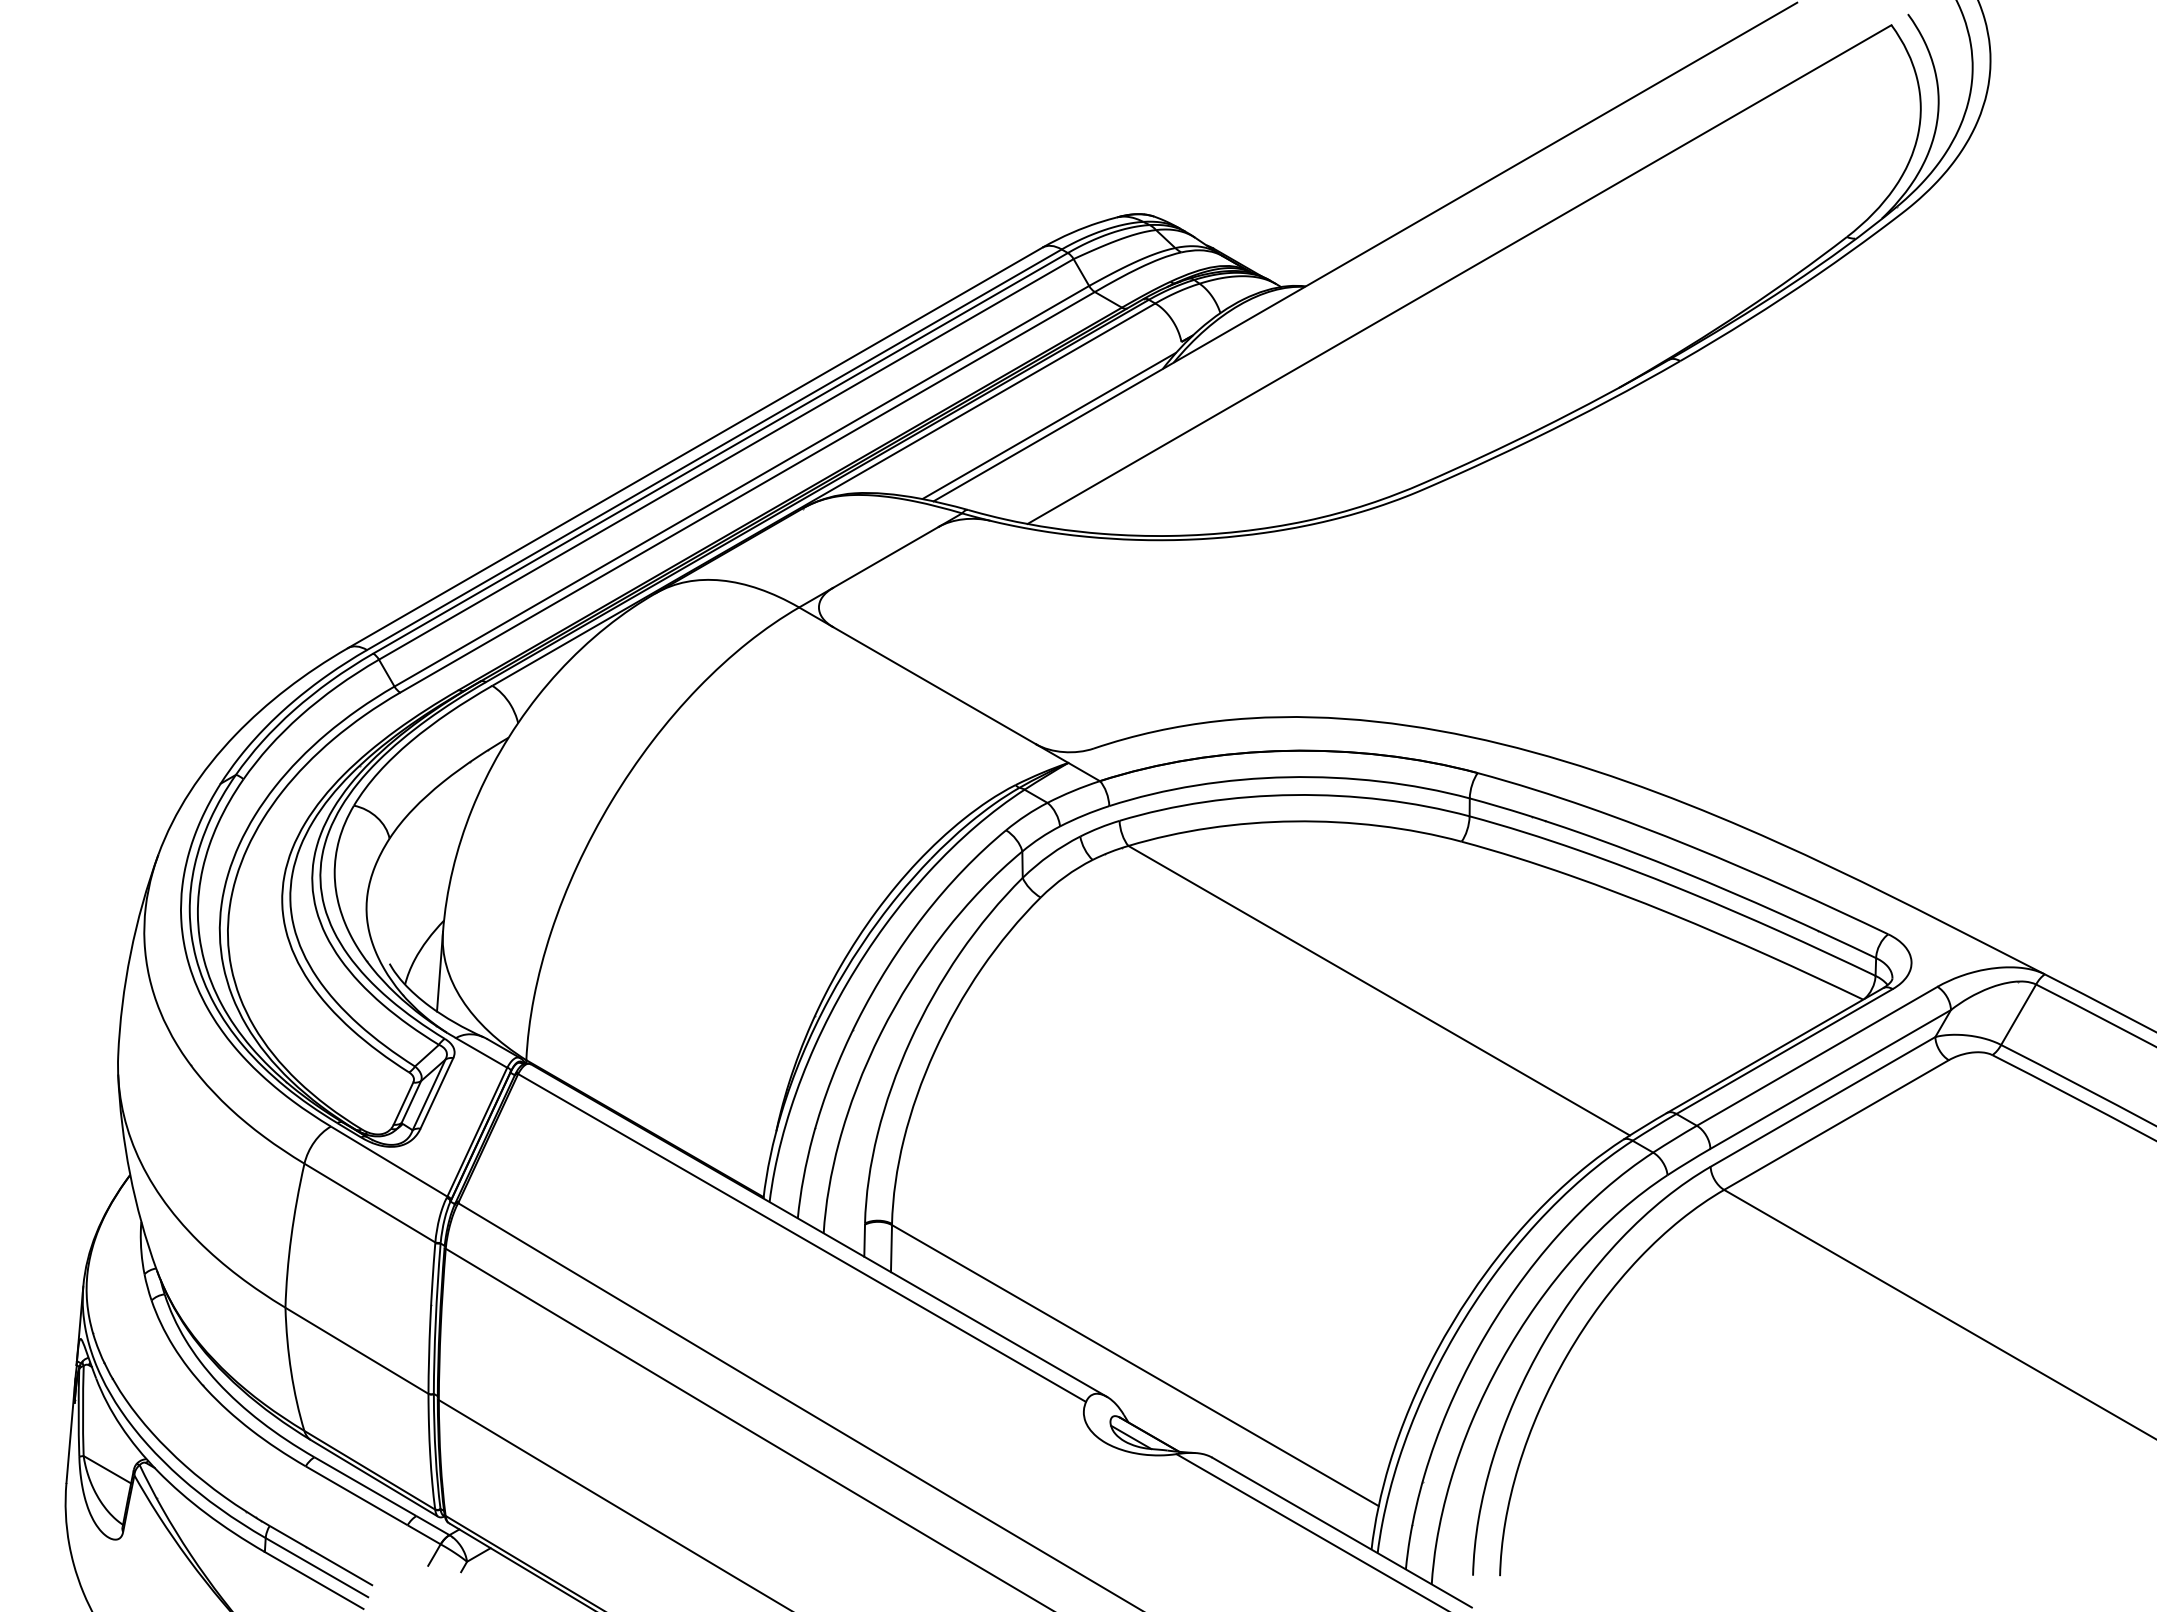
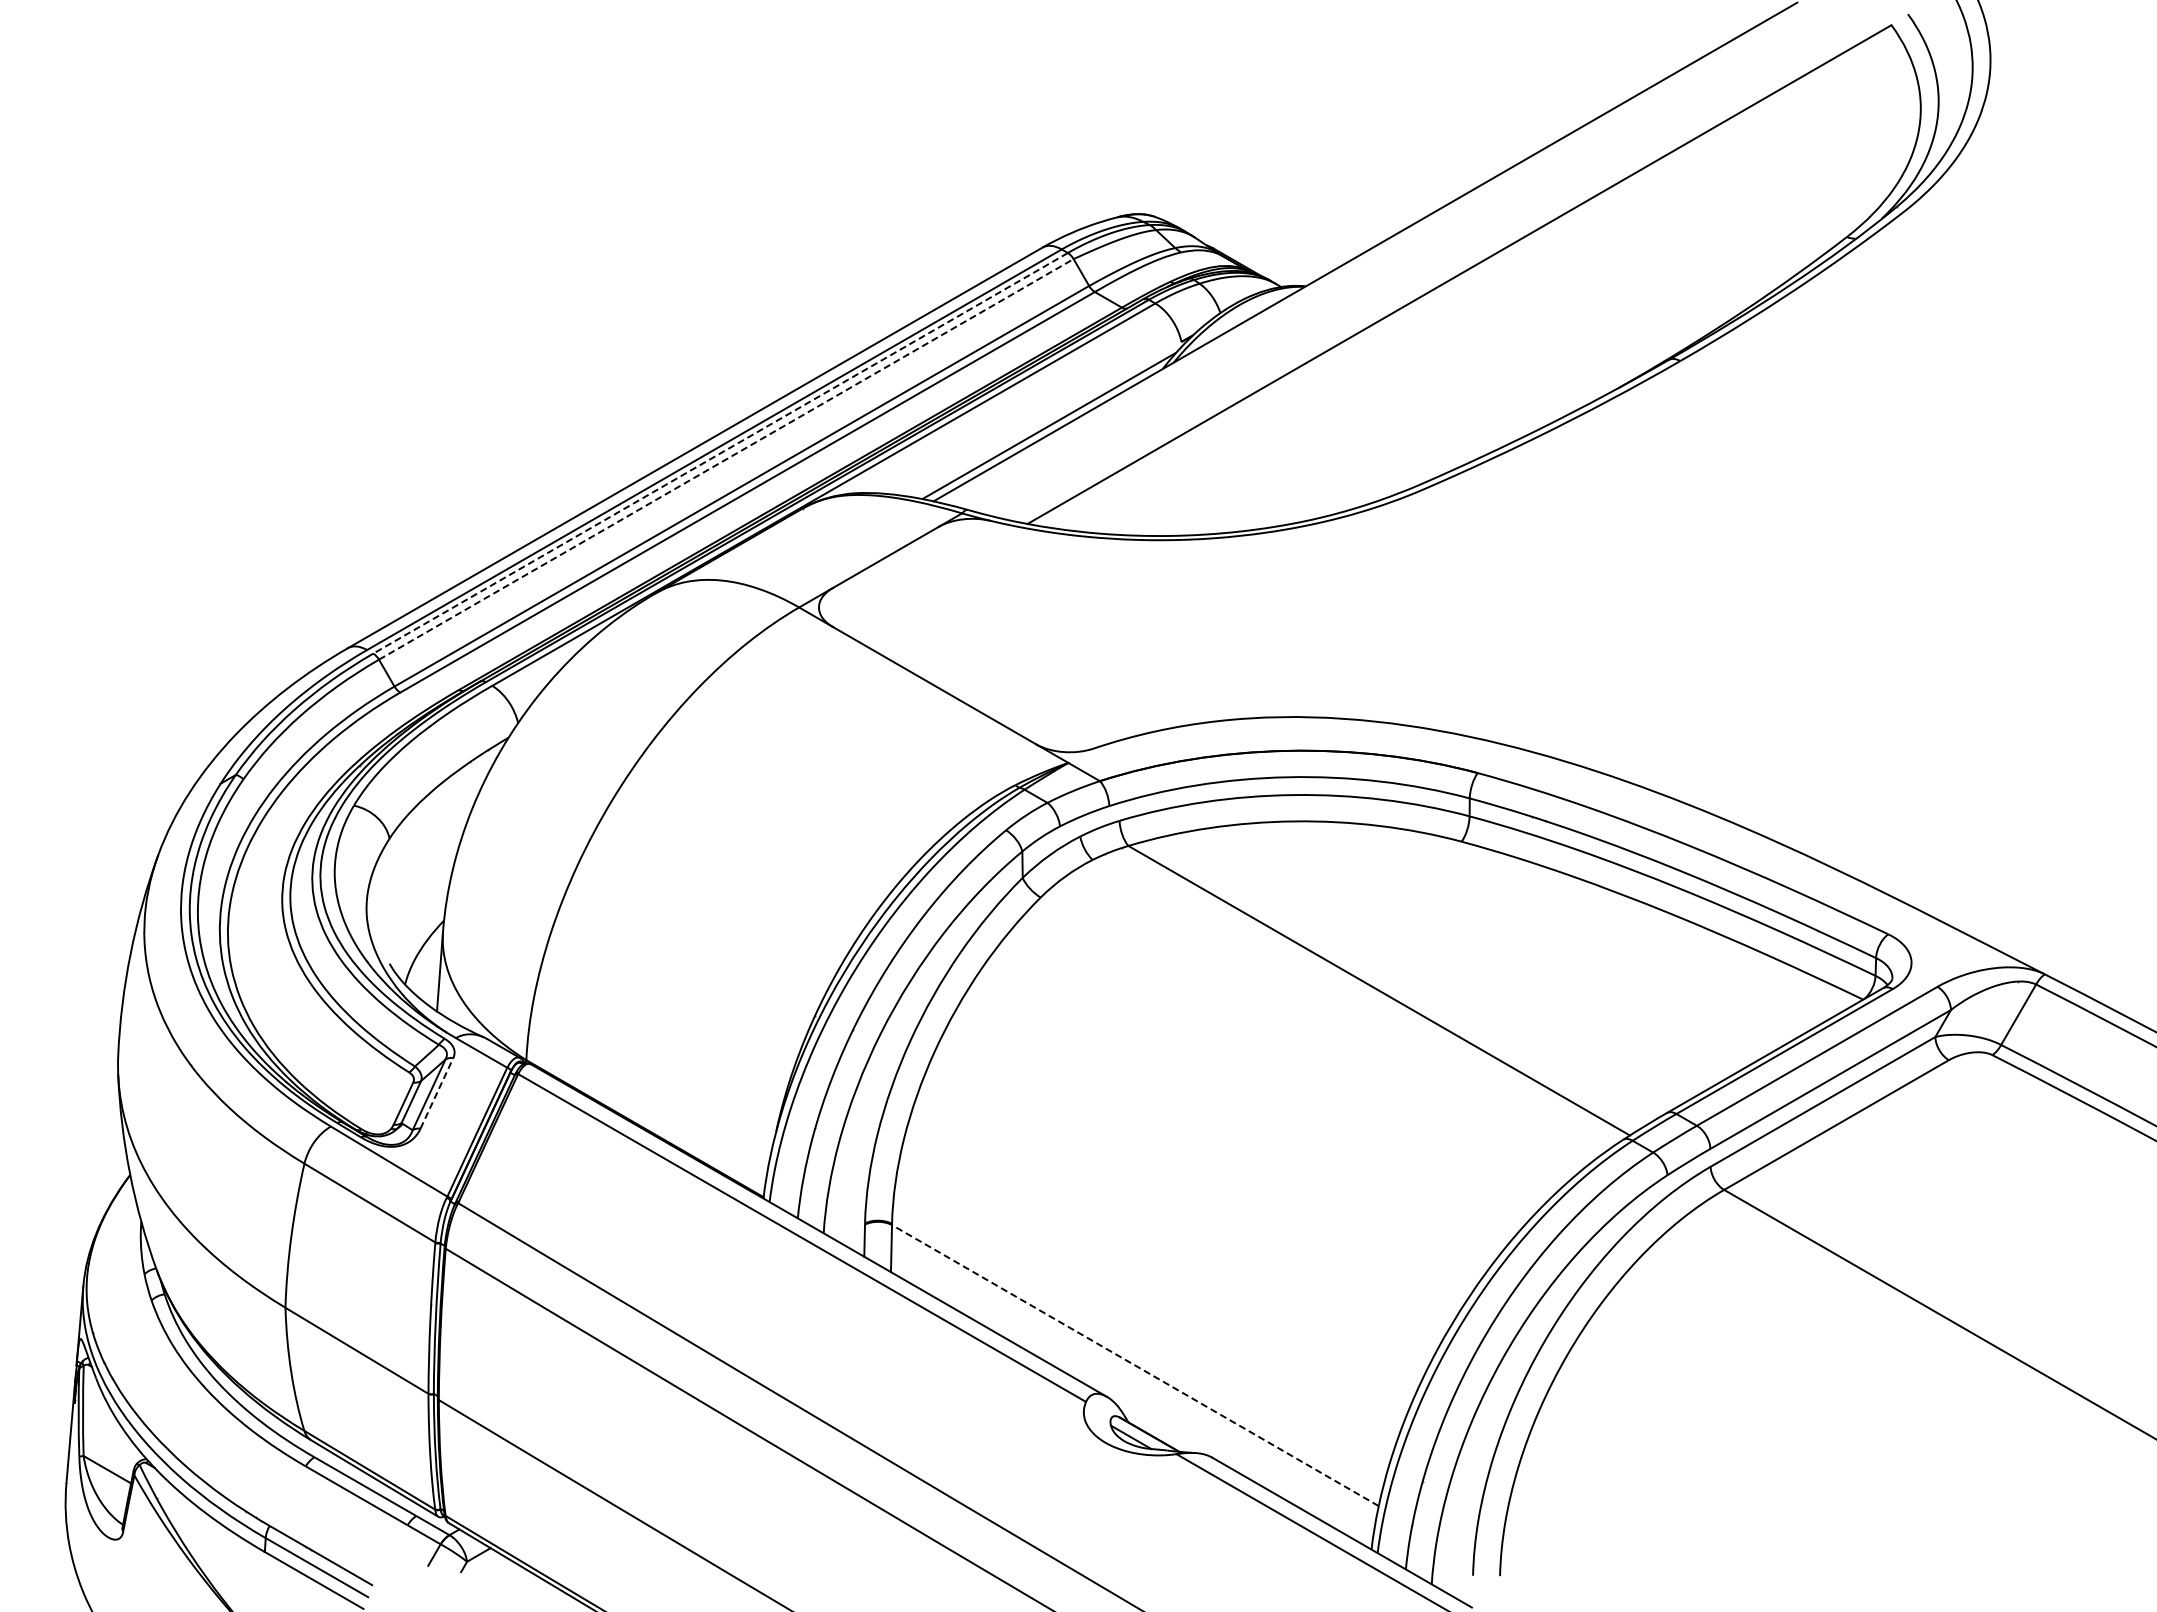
line: solid -> dashed (720, 453)
line: solid -> dashed (726, 459)
line: solid -> dashed (436, 1093)
line: solid -> dashed (1135, 1365)
